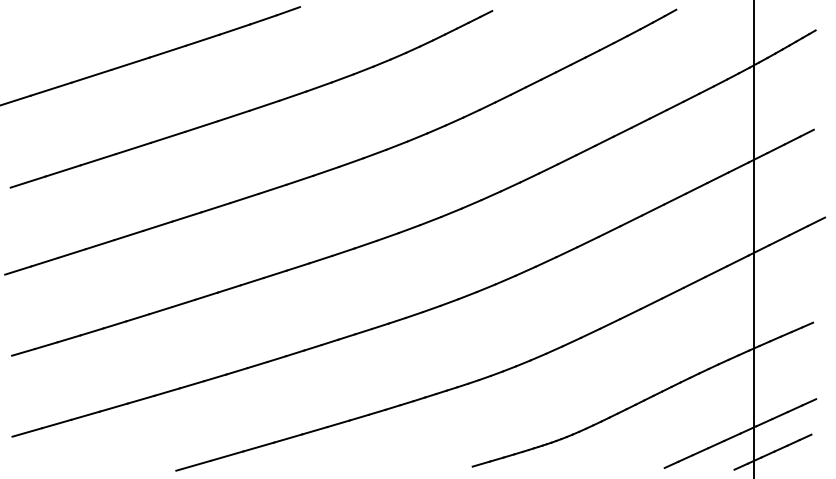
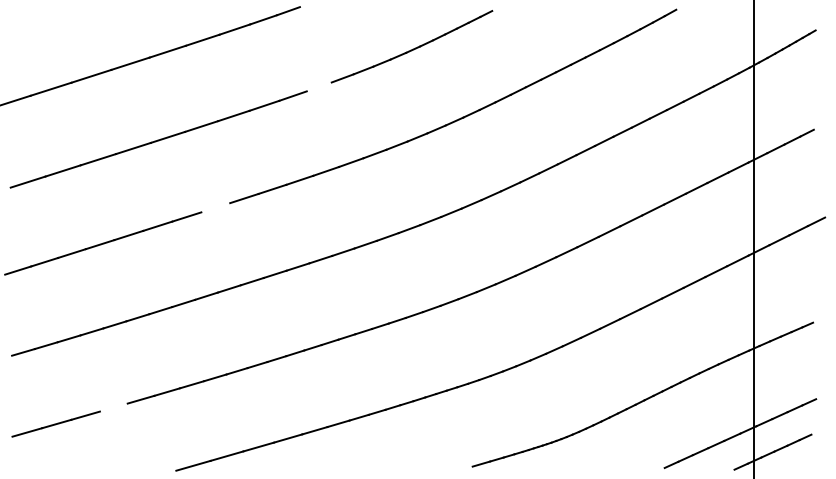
line: present -> none (318, 86)
line: present -> none (215, 207)
line: present -> none (113, 407)
